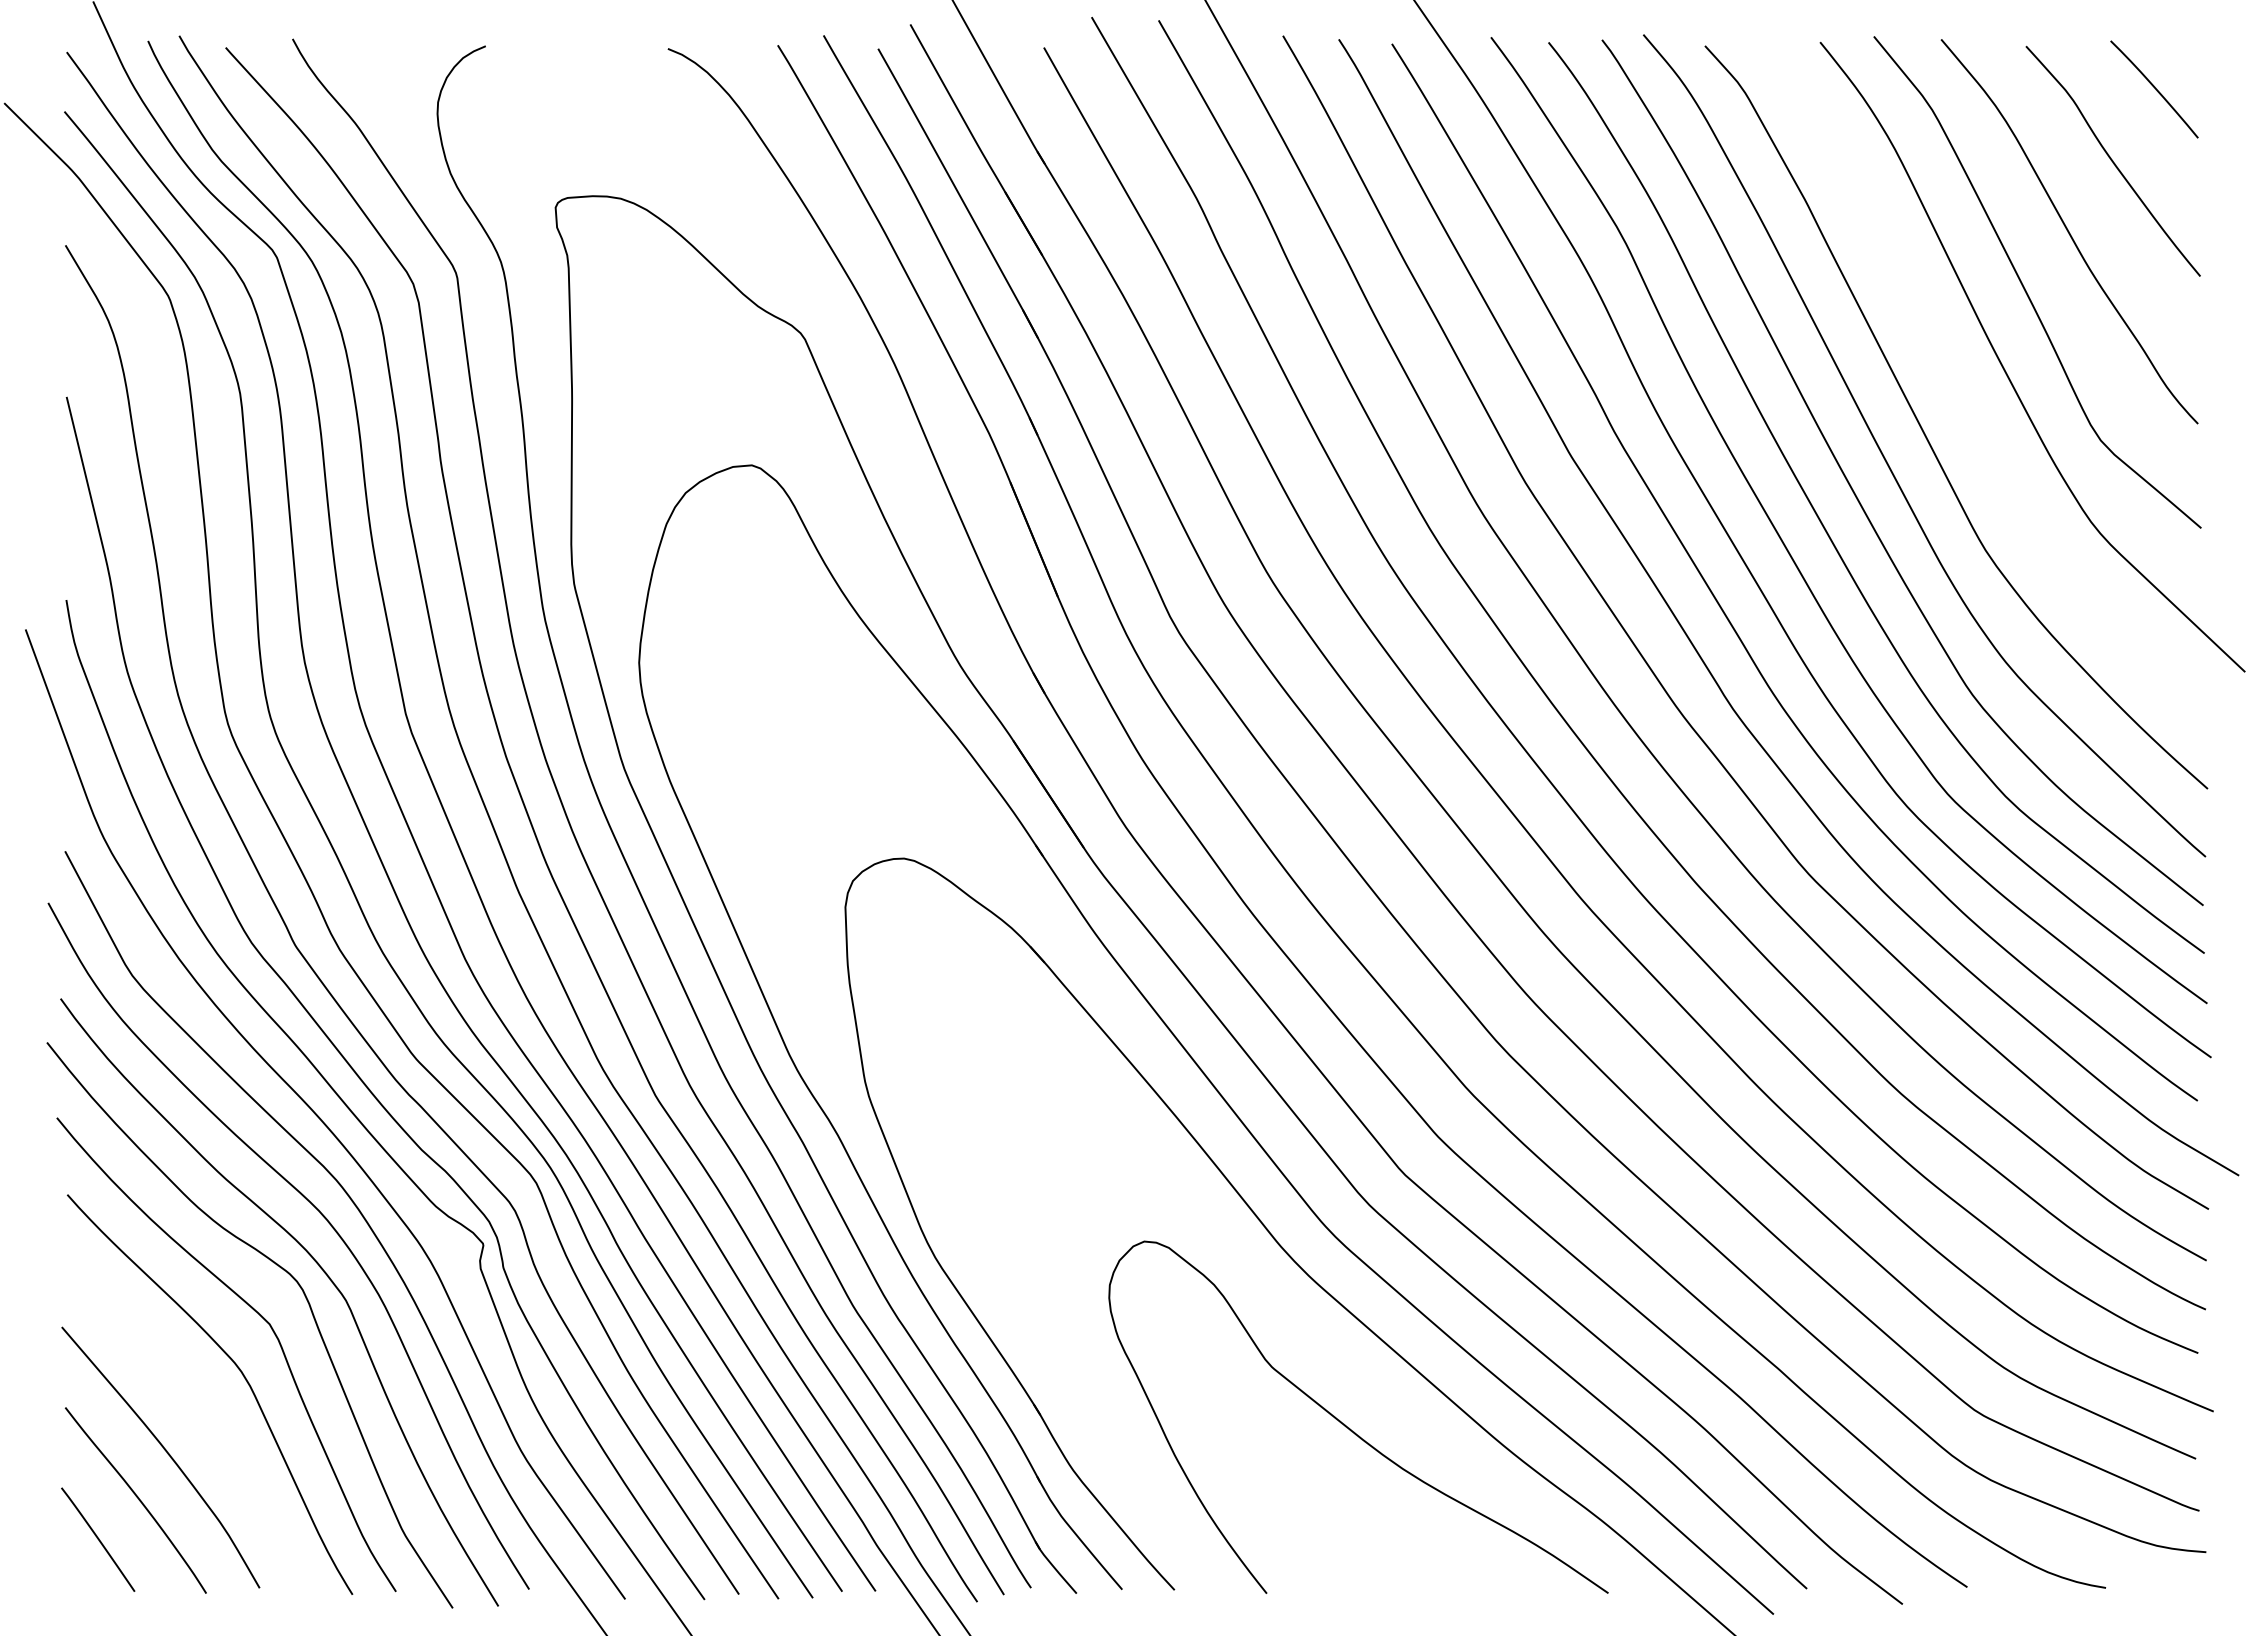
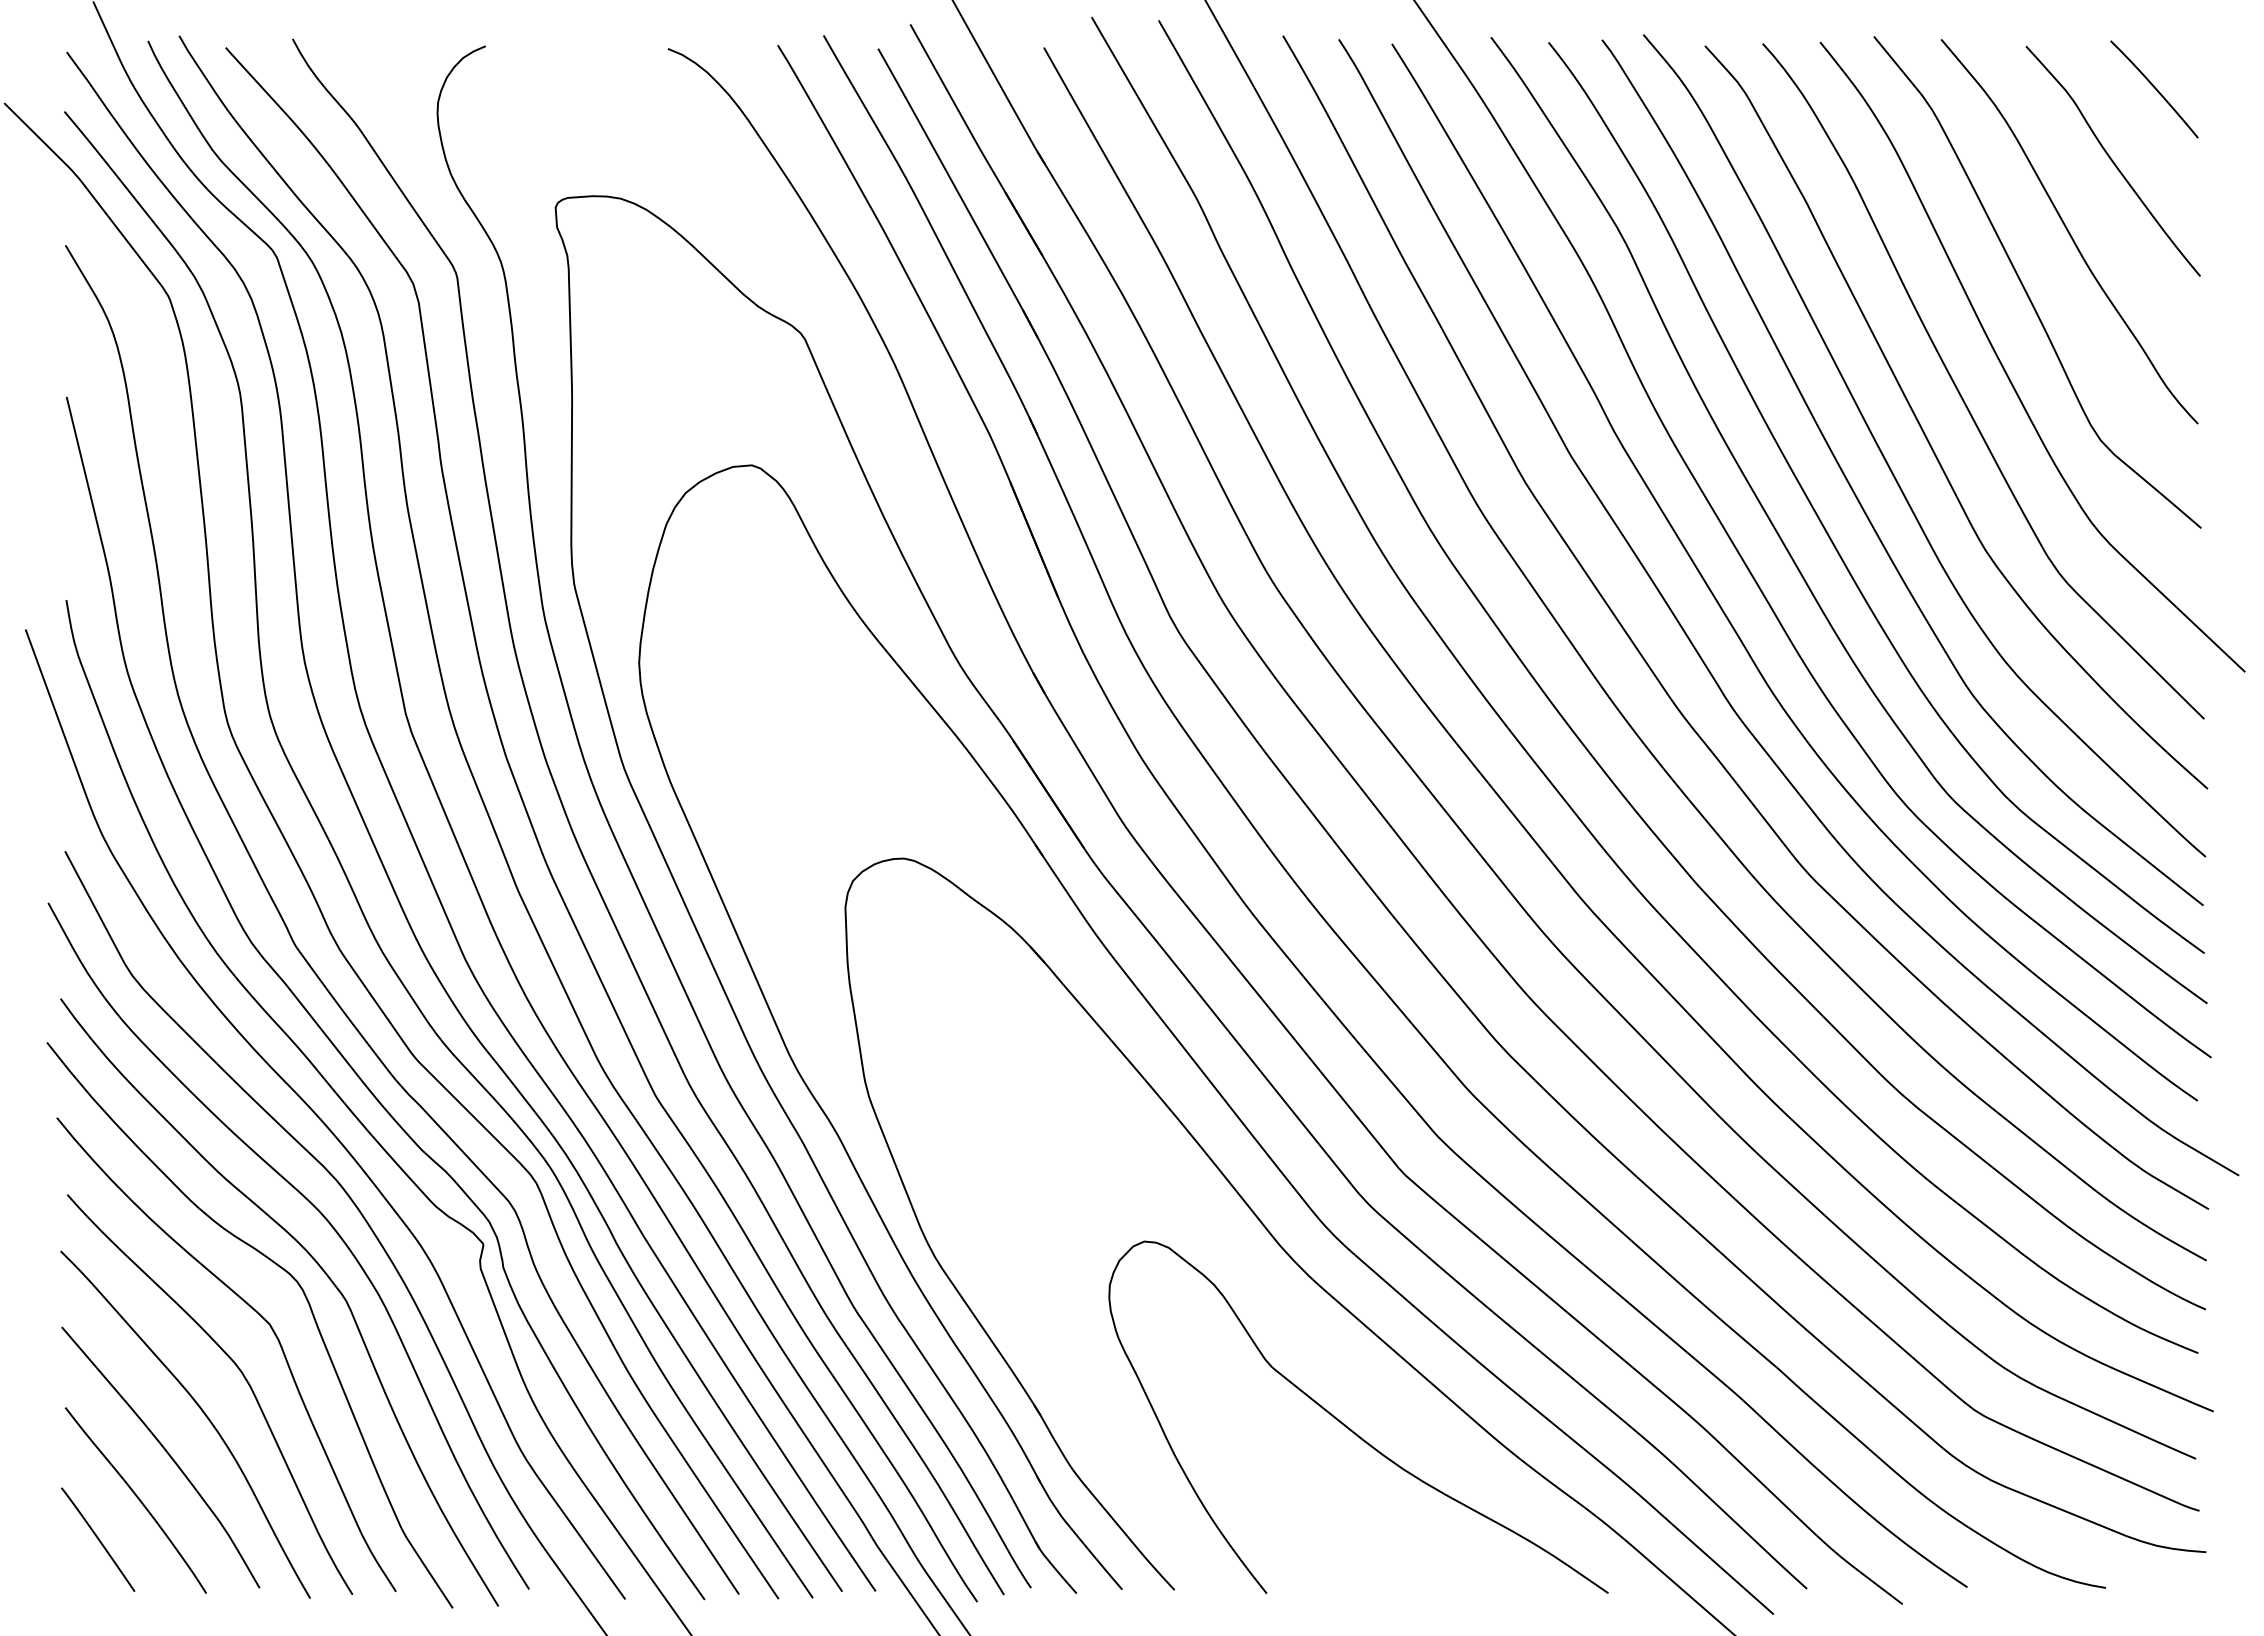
curve: none -> present (1960, 392)
curve: none -> present (201, 1411)
